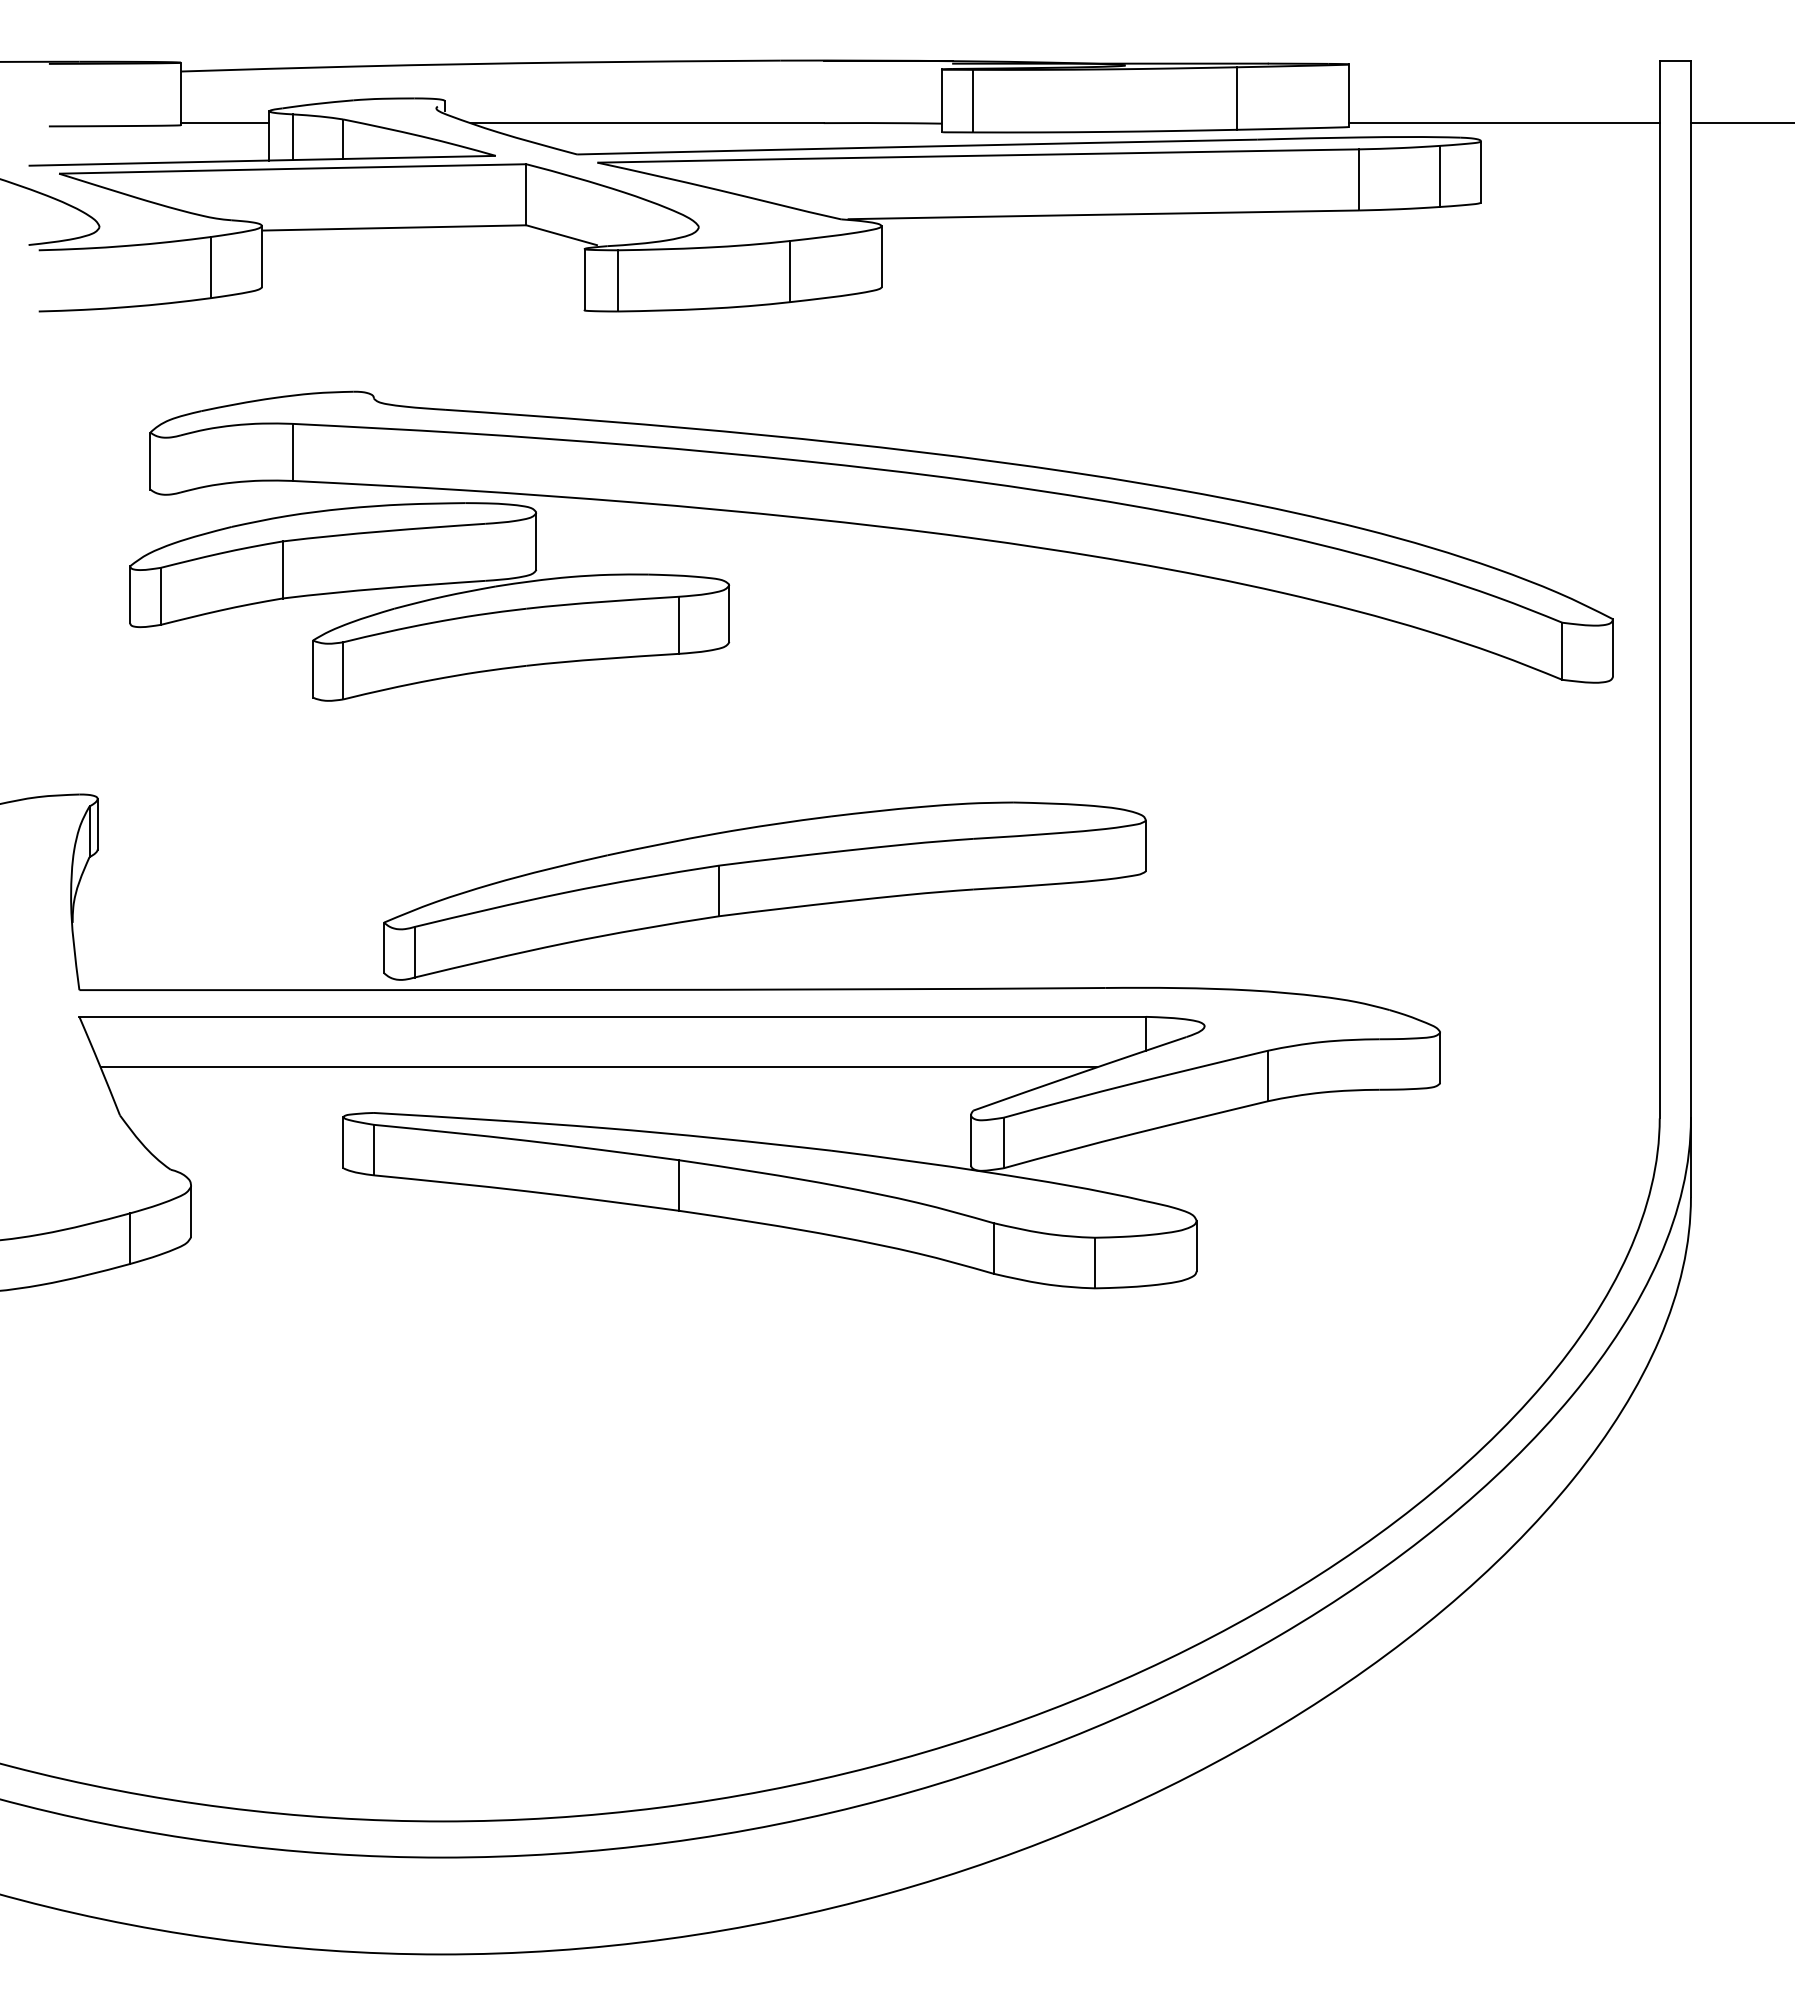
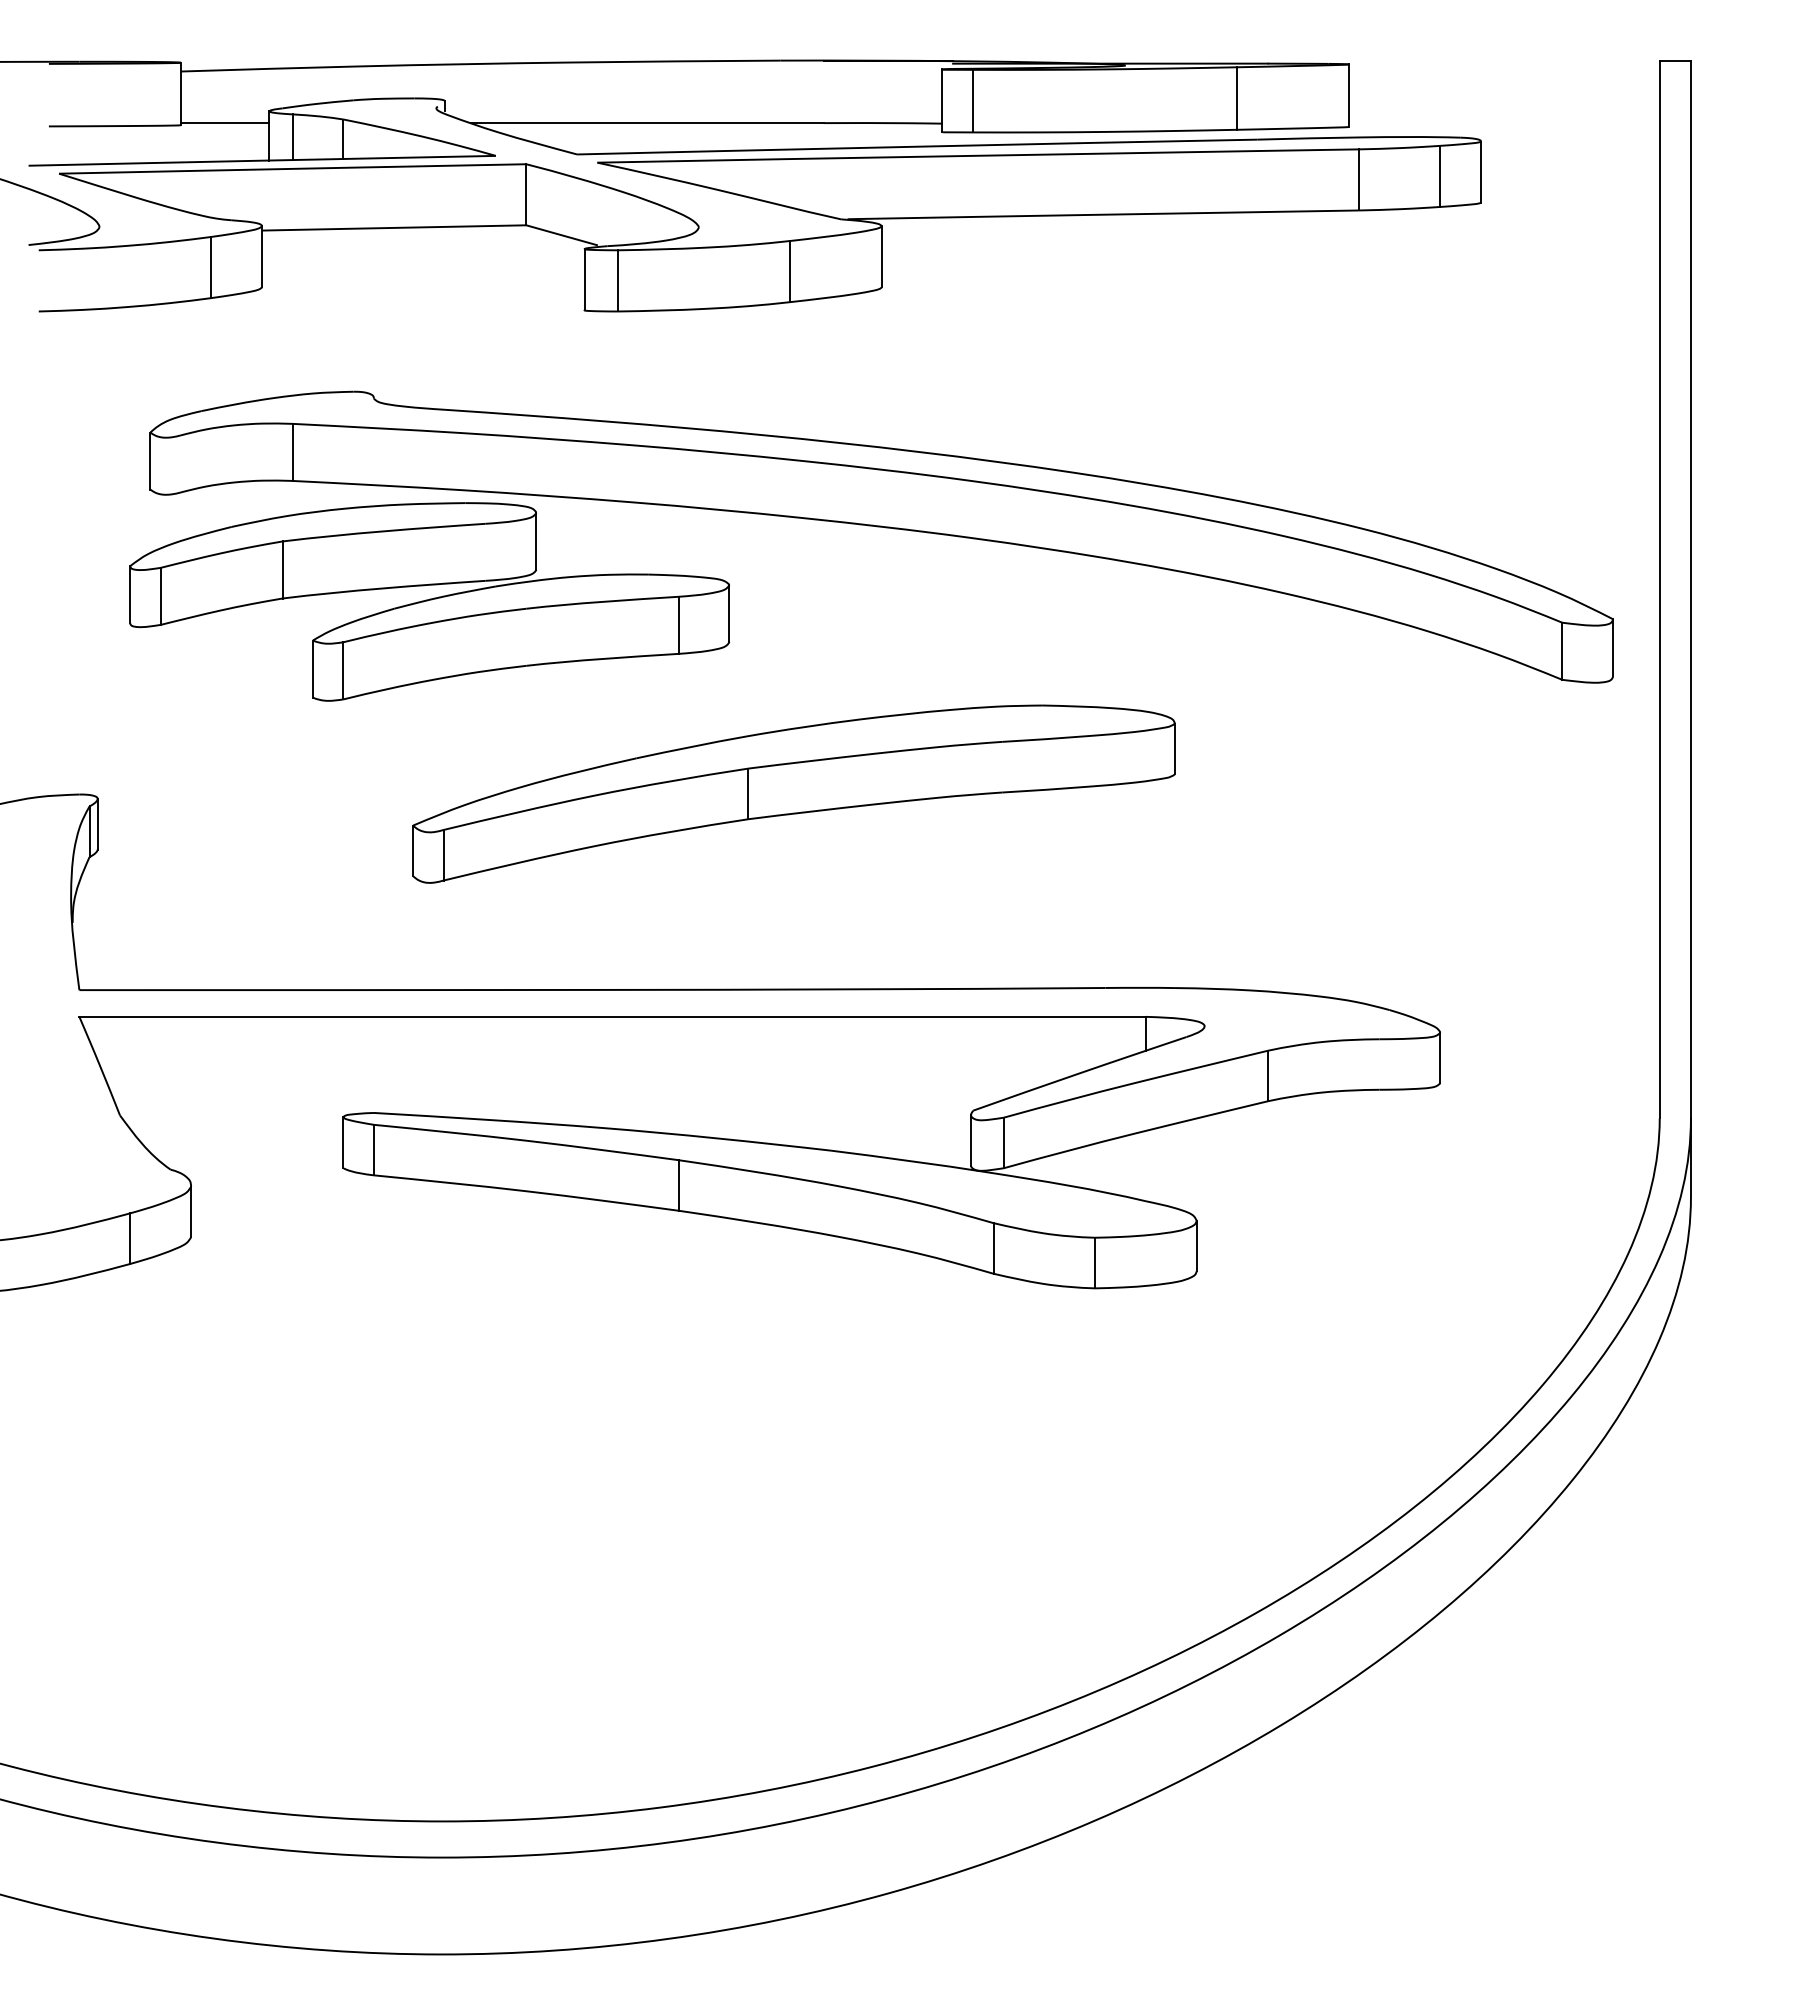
line: present -> none (1504, 123)
line: present -> none (1740, 123)
part position: (764, 890) -> (793, 793) (793, 793)
line: present -> none (598, 1067)
